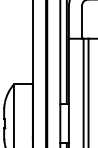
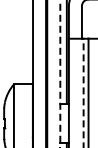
line: solid -> dashed (60, 73)
line: solid -> dashed (83, 92)
